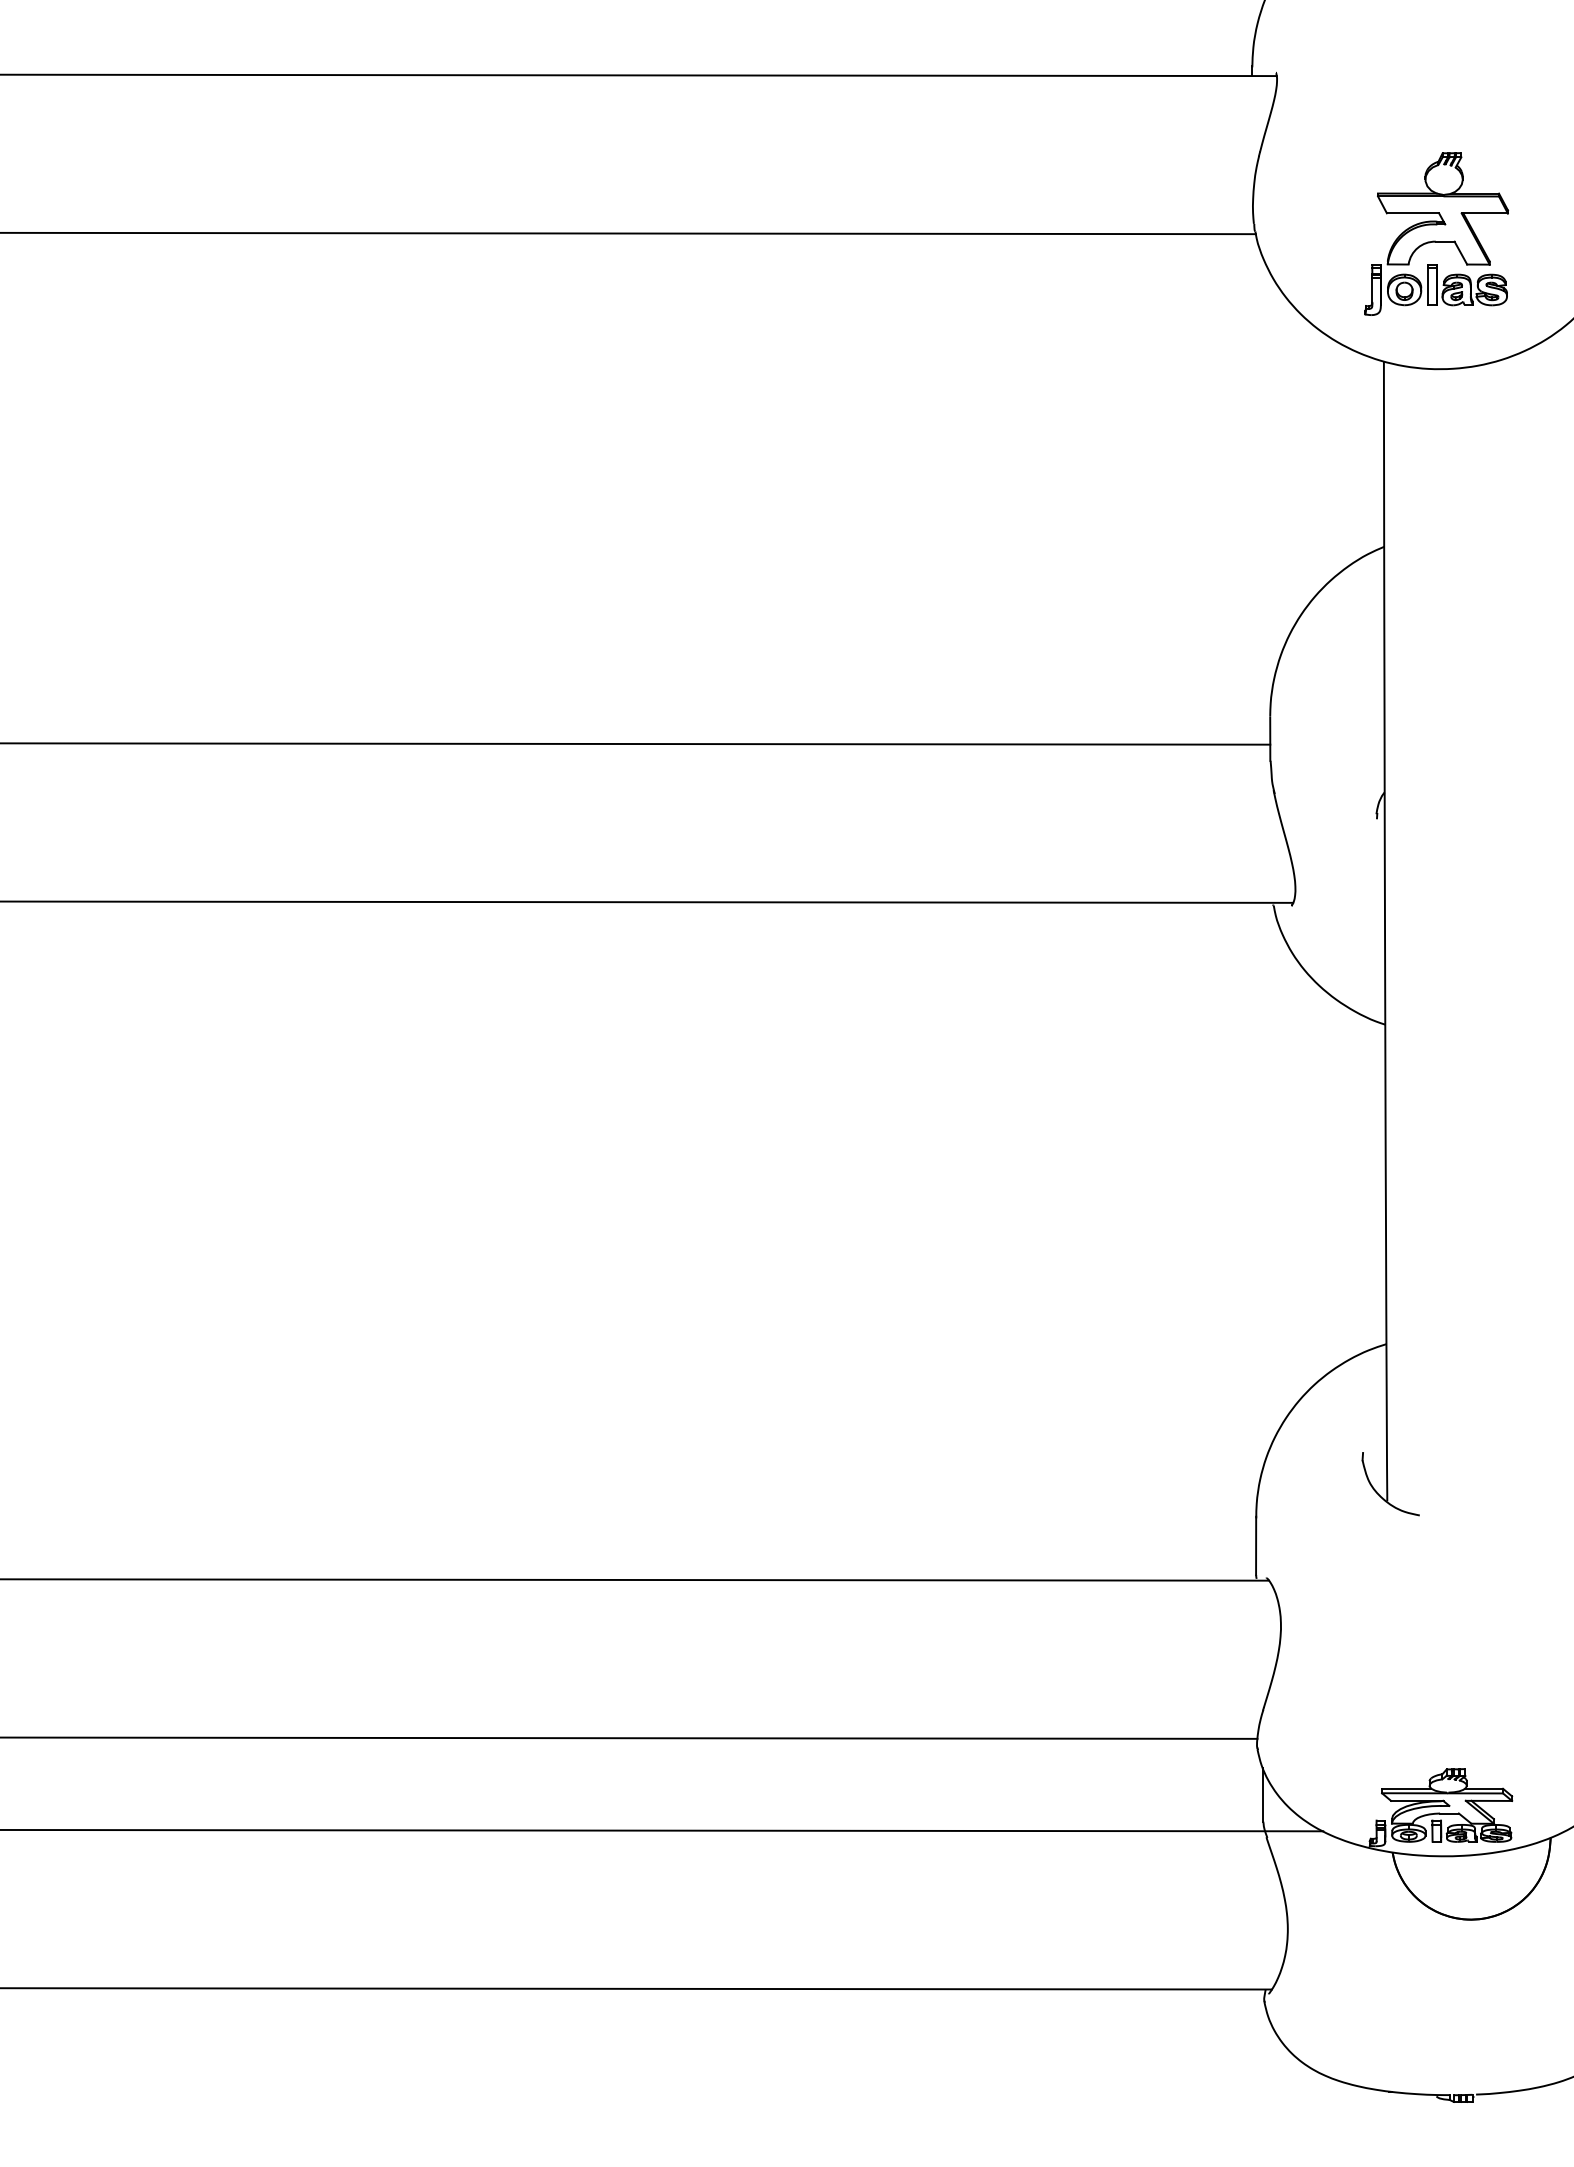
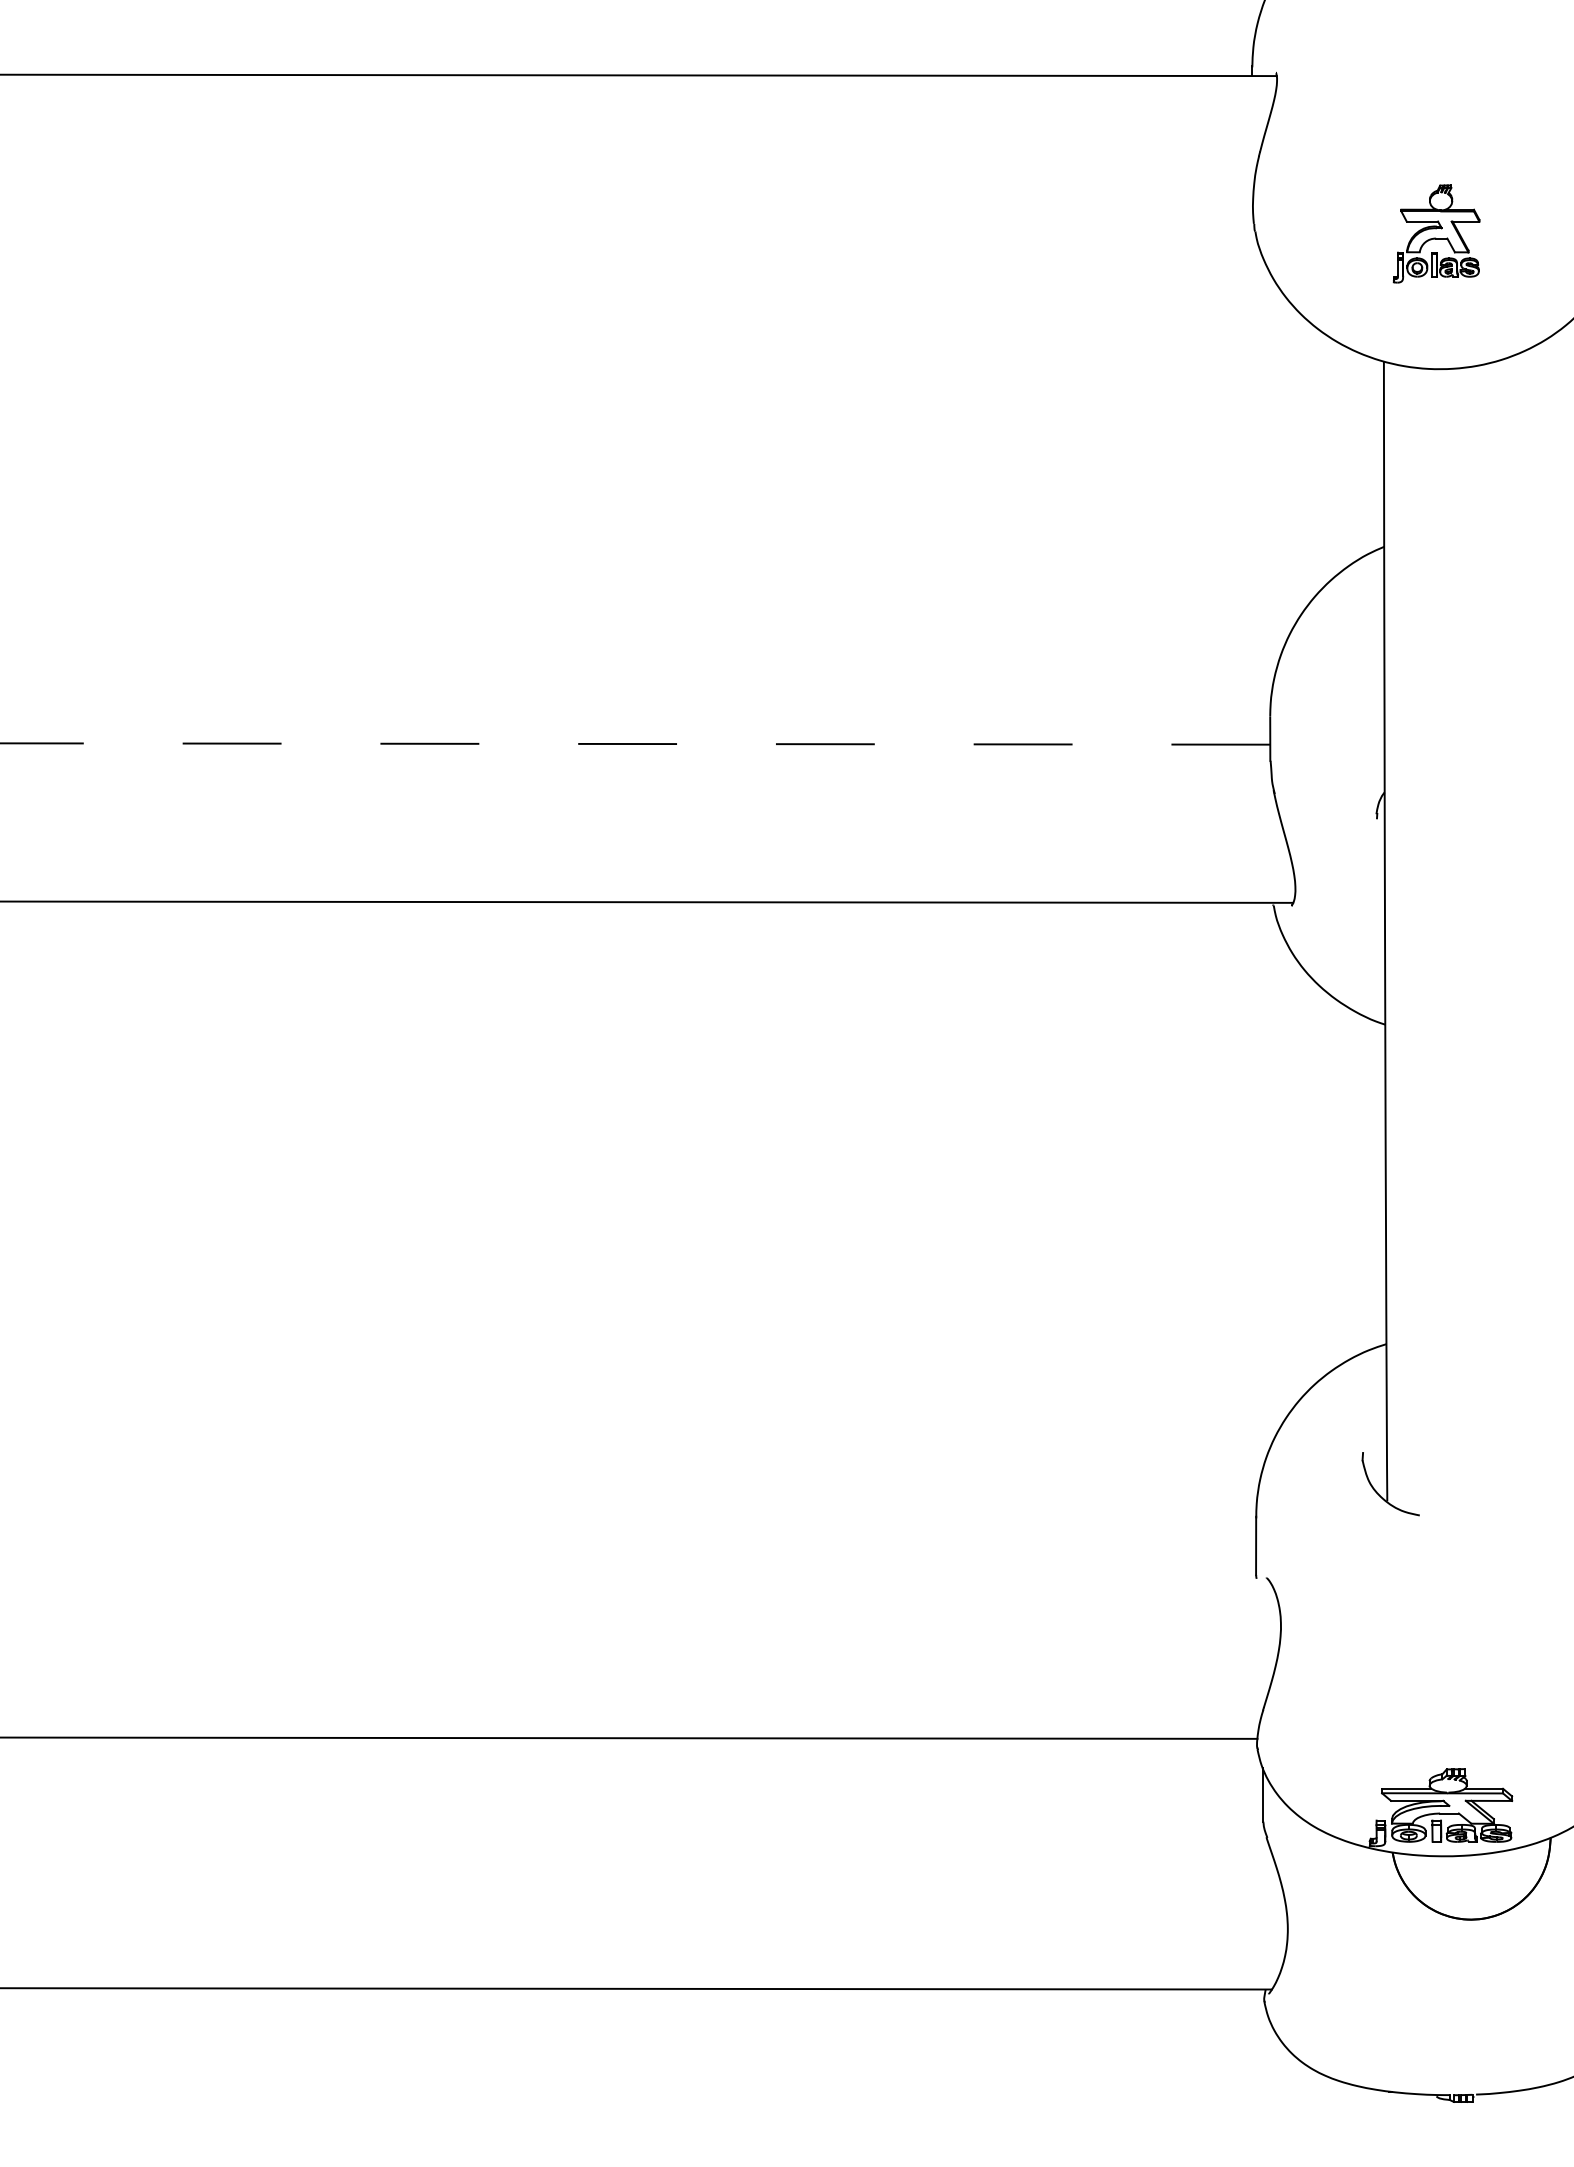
line: present -> none (628, 233)
part size: 145x164 px -> 89x100 px (1436, 233)
line: solid -> dashed (635, 744)
line: present -> none (635, 1579)
line: present -> none (662, 1830)
